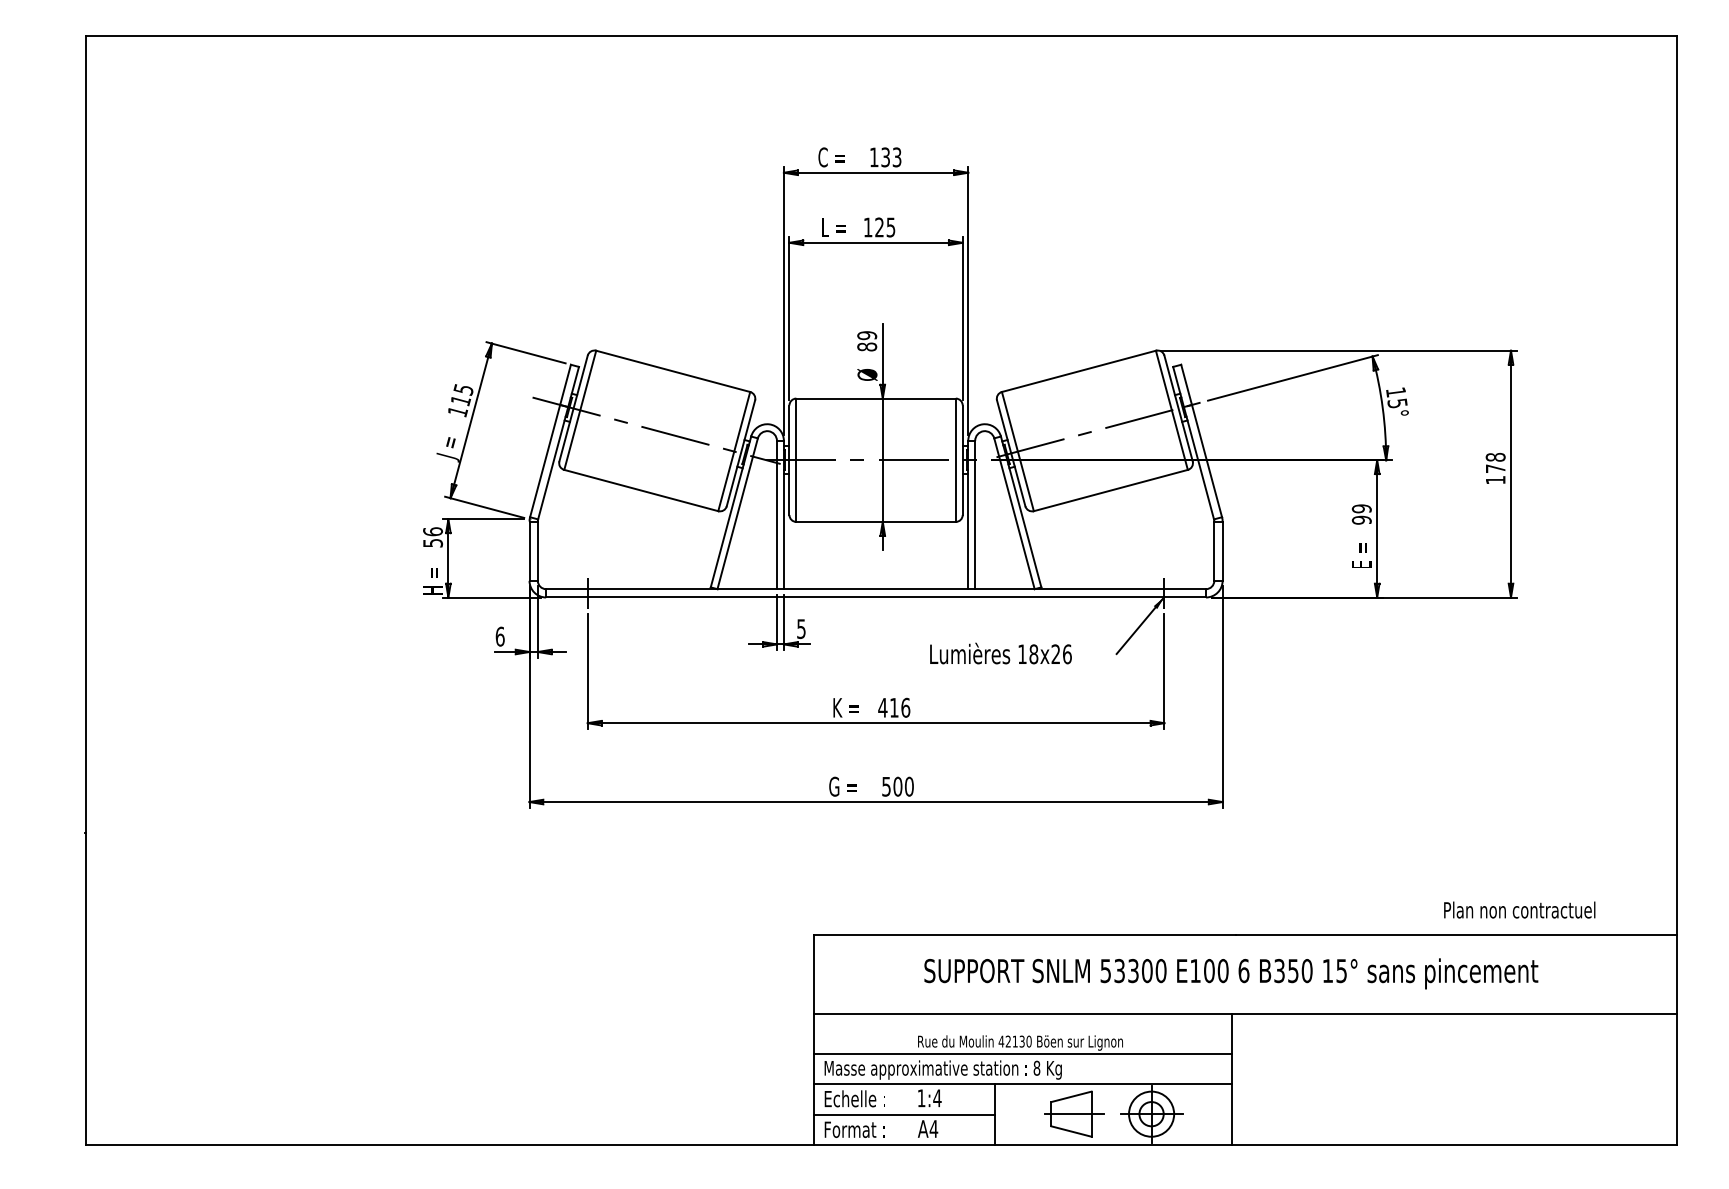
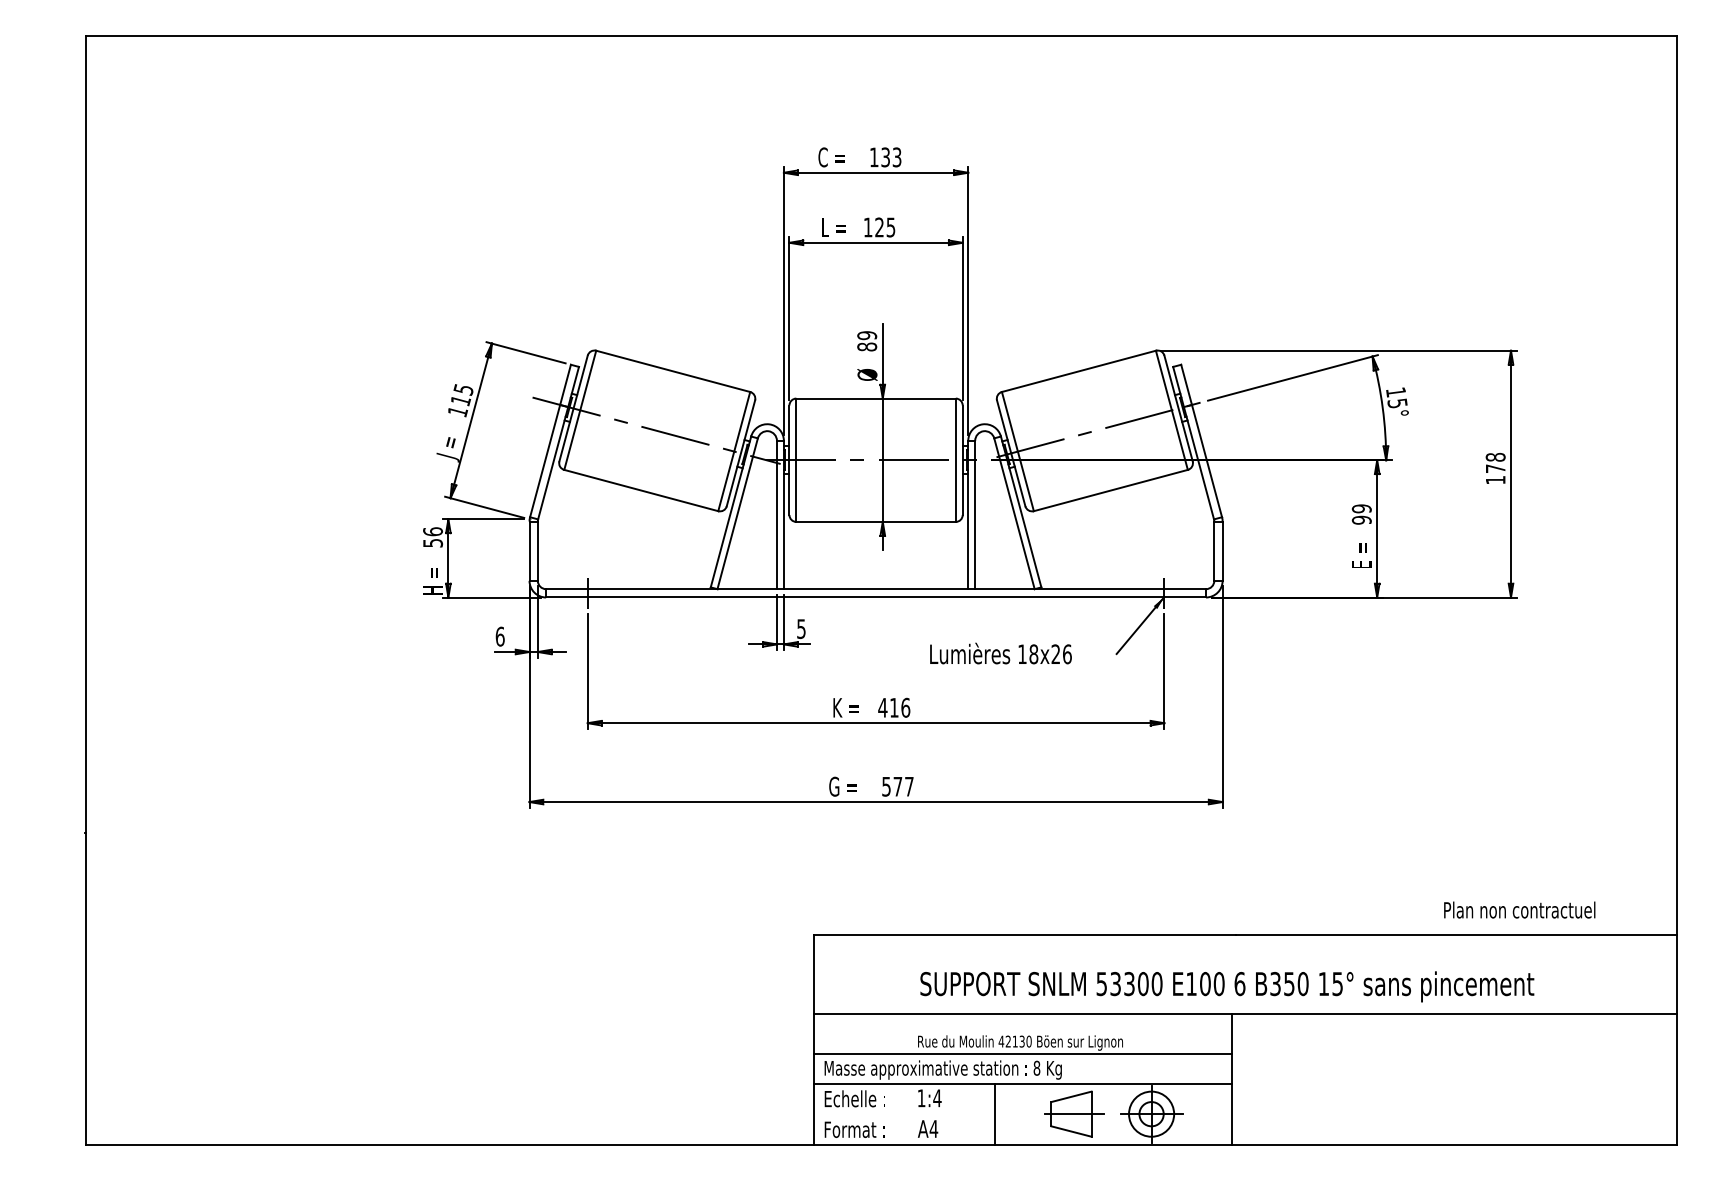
text: 500 -> 577 (903, 786)
text position: (1231, 973) -> (1227, 986) (1227, 986)
line: present -> none (904, 1114)
